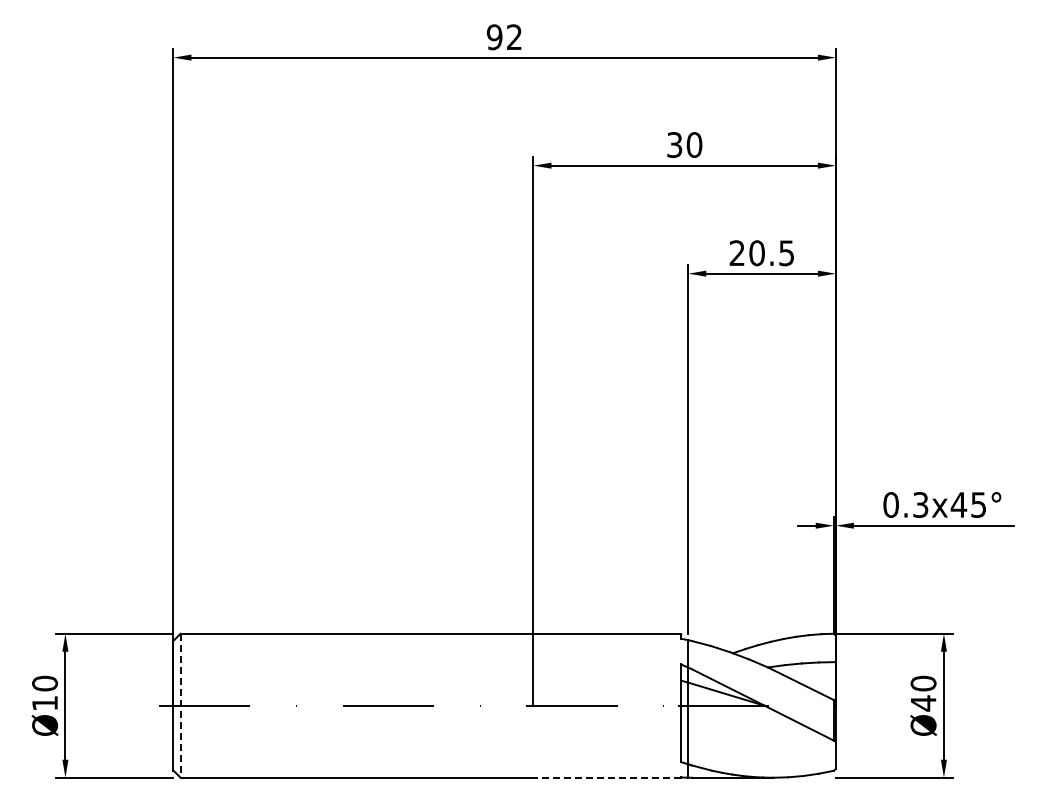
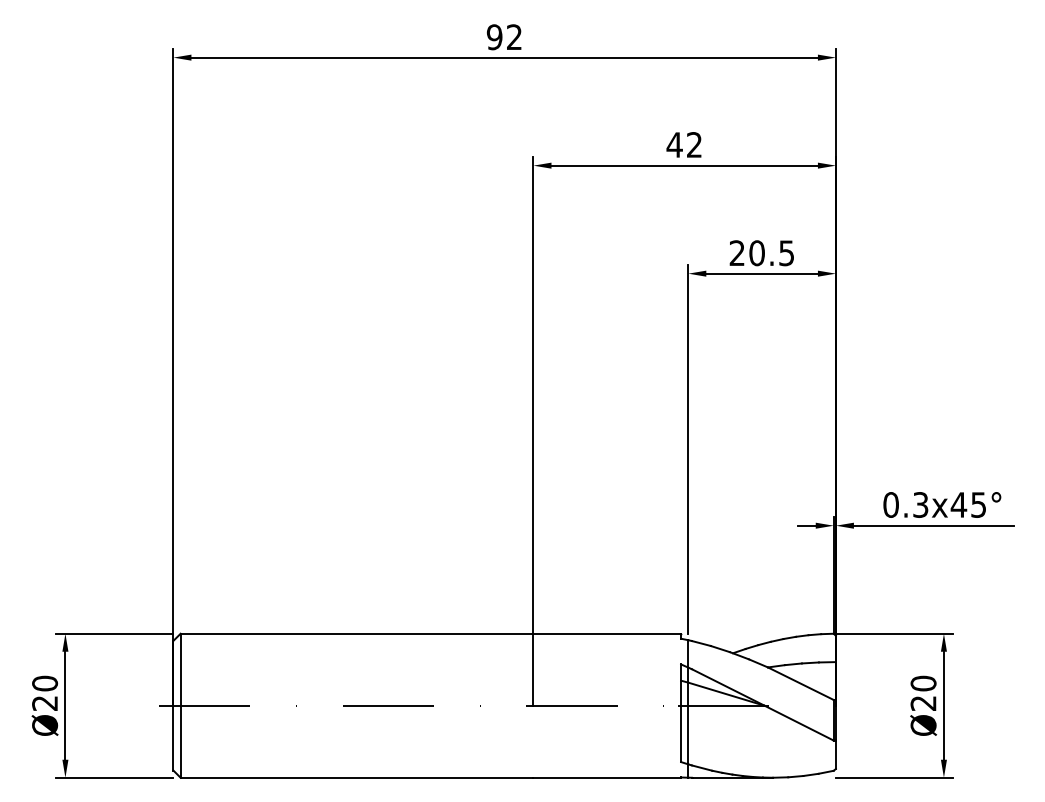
text: 30 -> 42 (684, 144)
text: Ø10 -> Ø20 (44, 703)
text: Ø40 -> Ø20 (923, 703)
line: dashed -> solid (180, 706)
line: dashed -> solid (607, 777)
